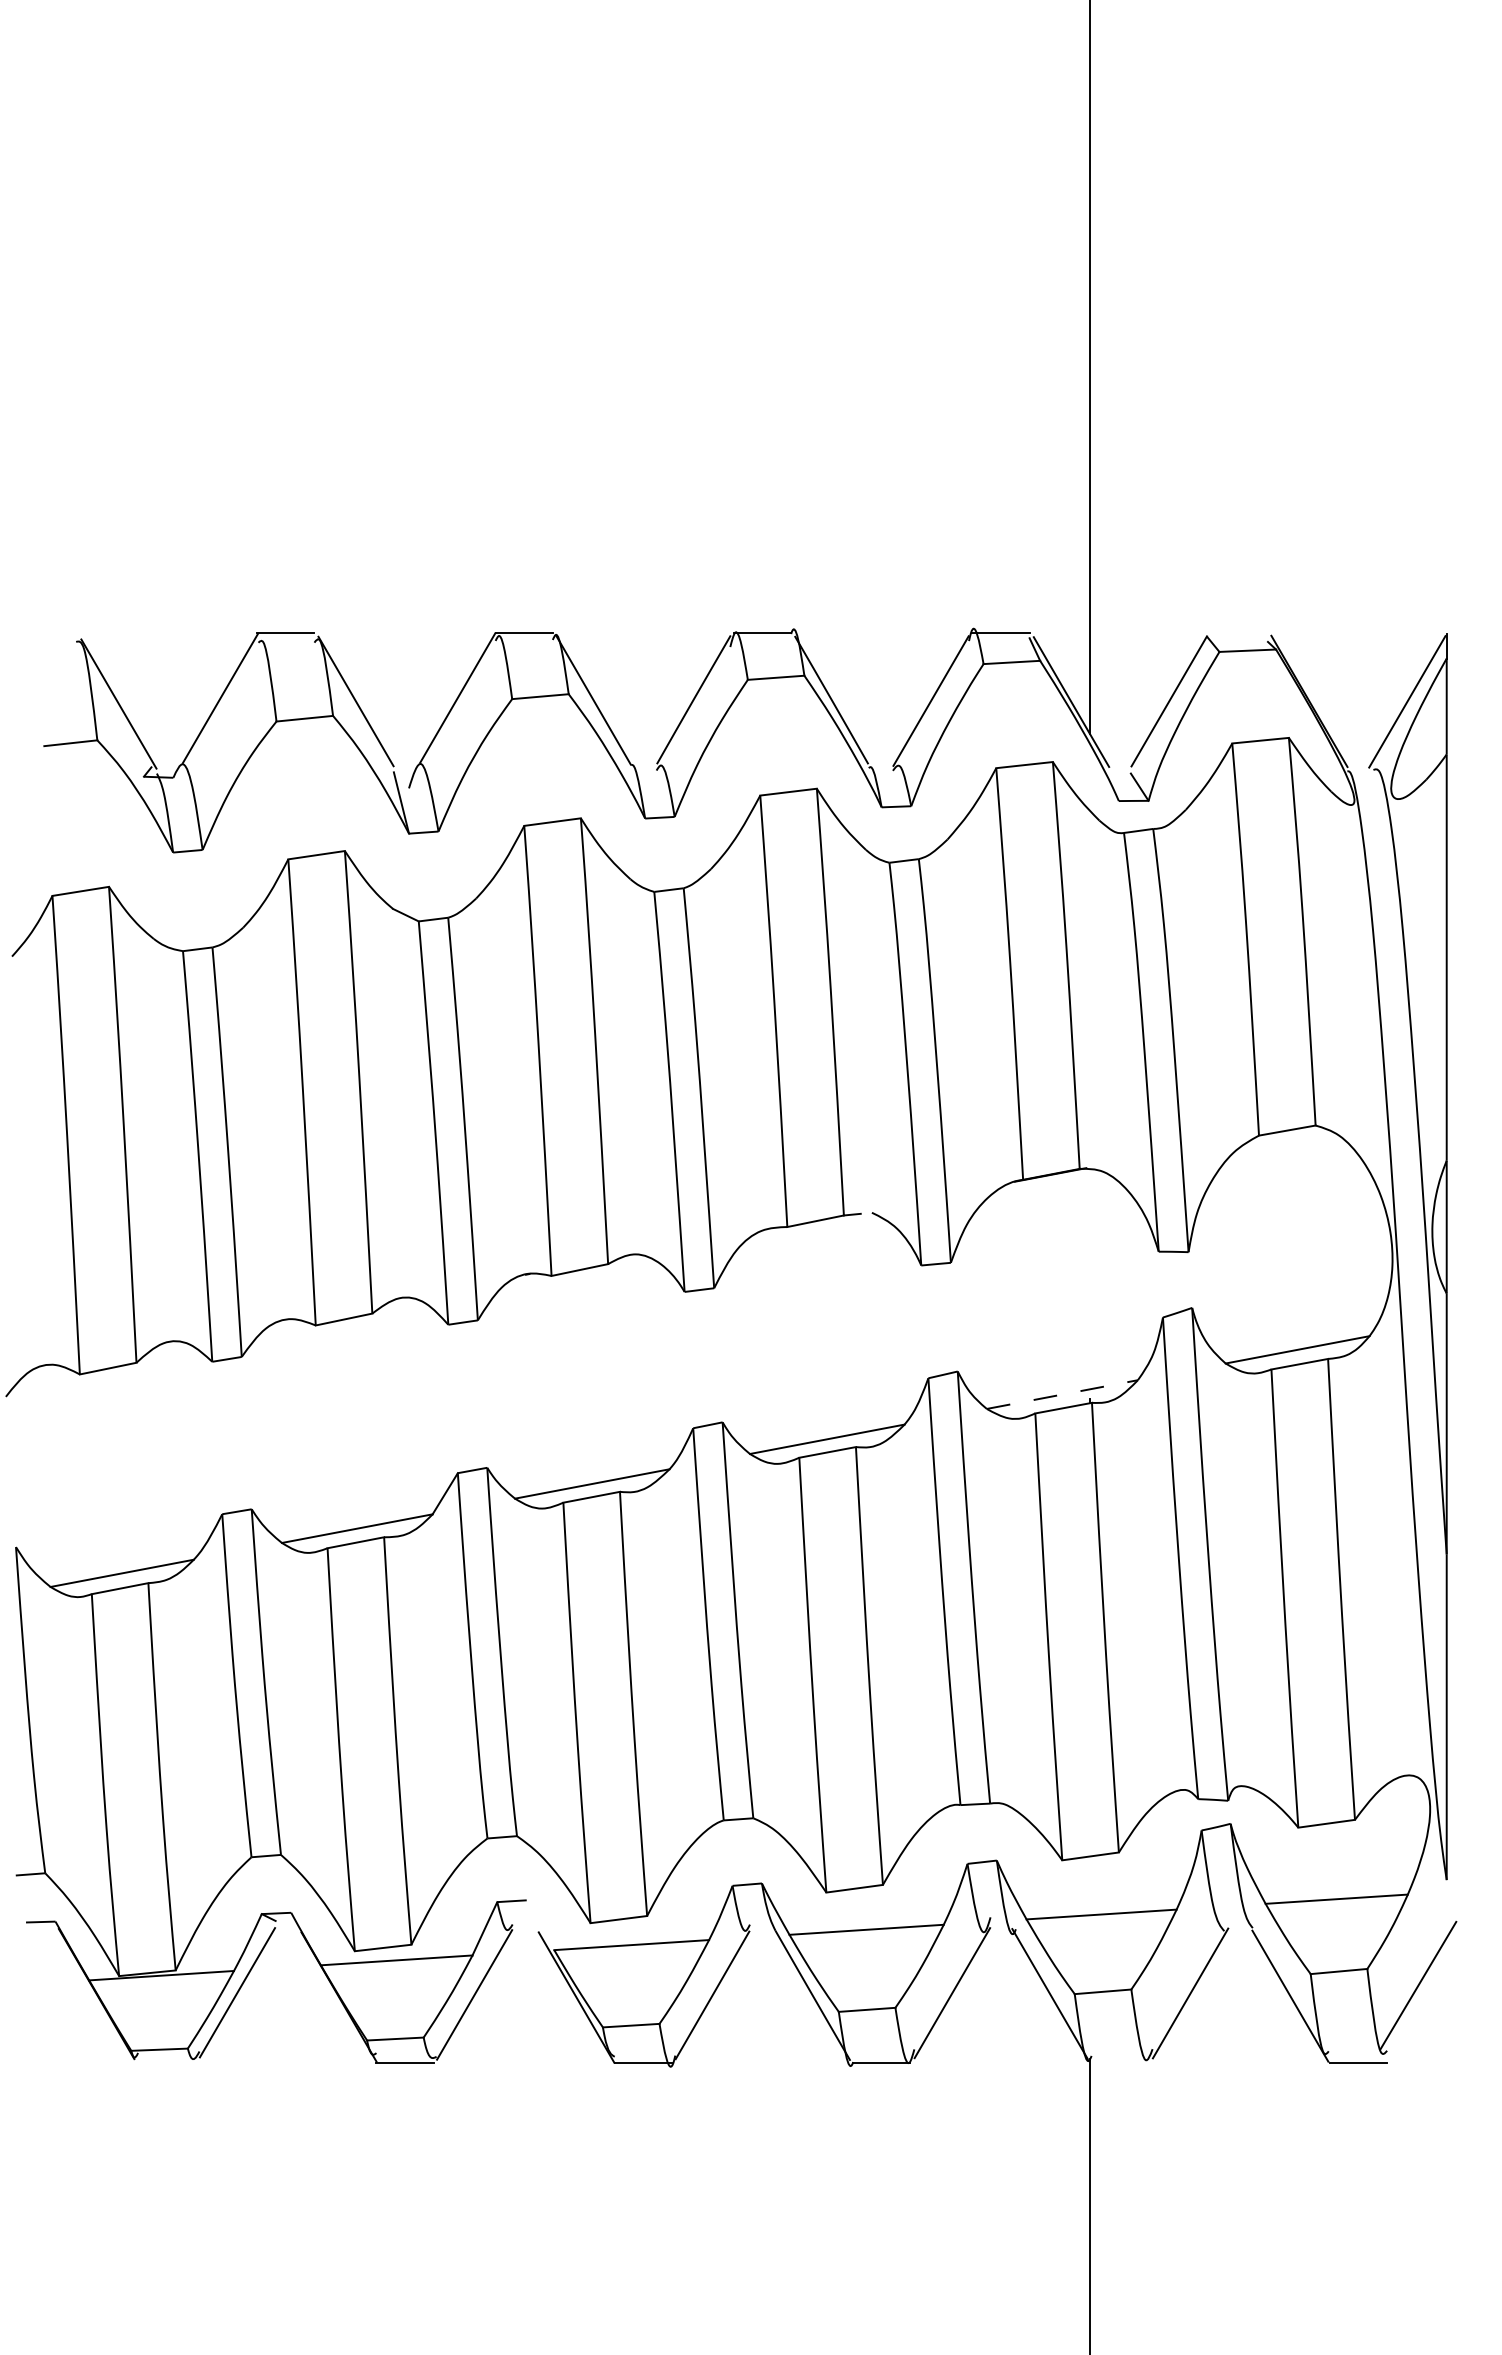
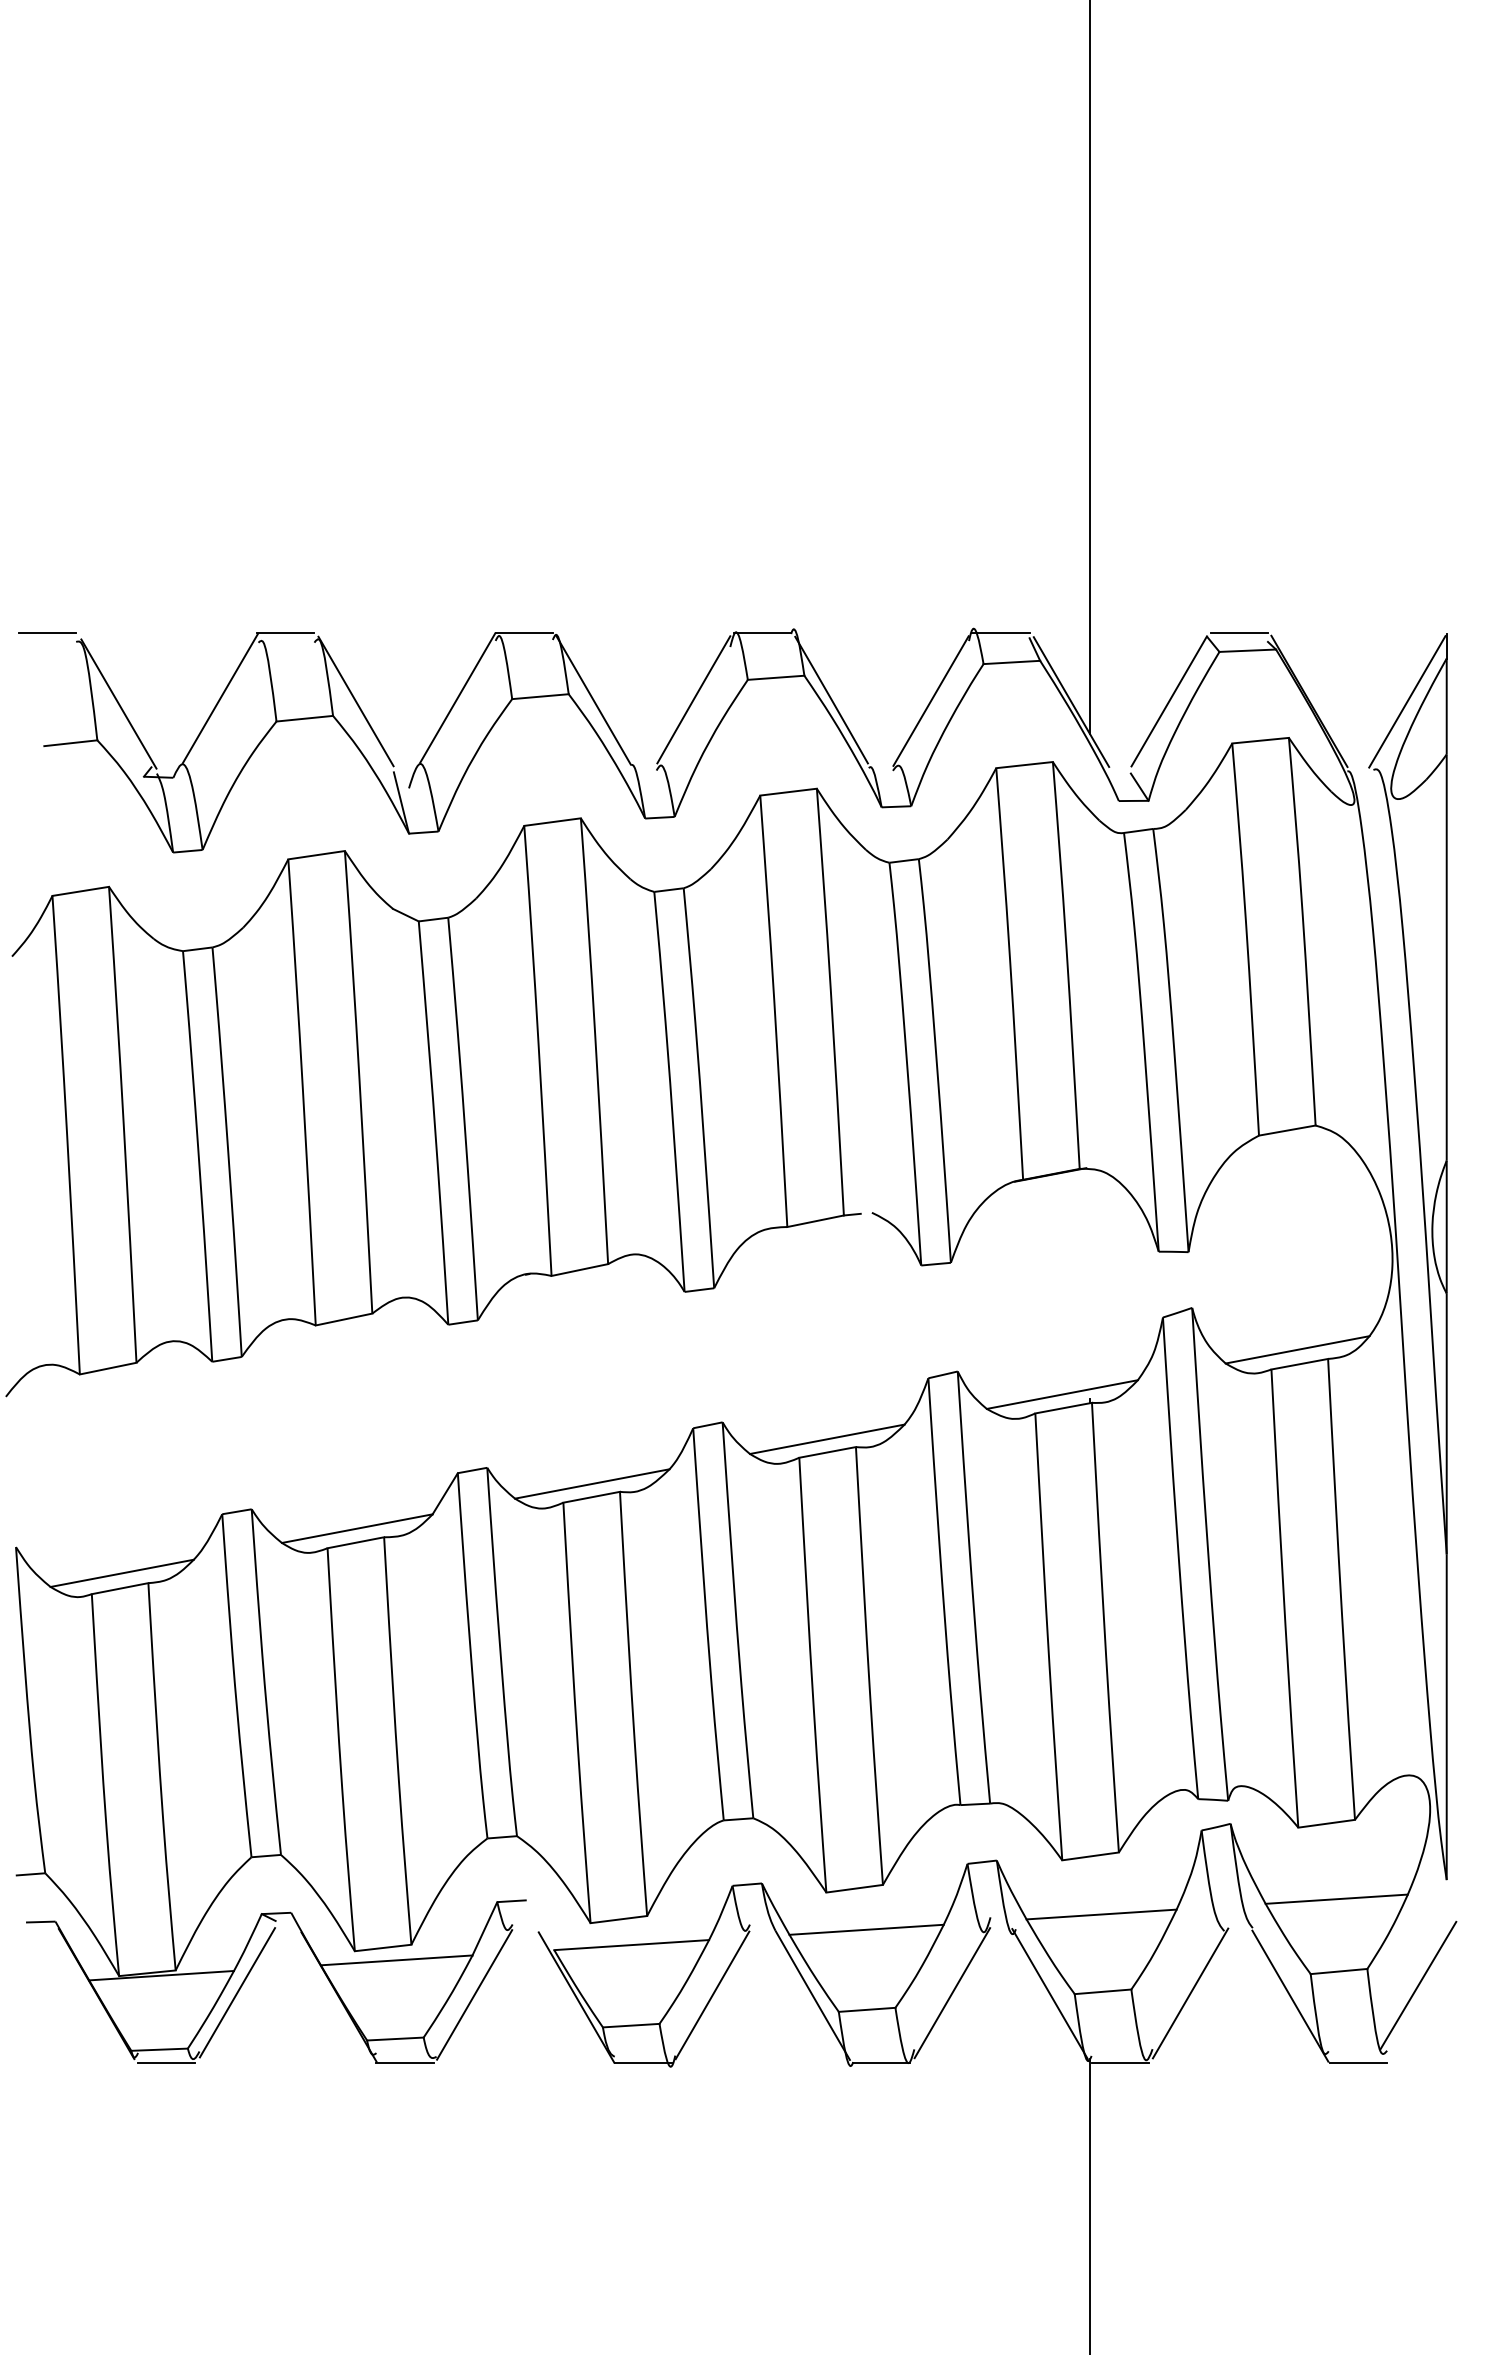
line: none -> present (47, 632)
line: none -> present (1238, 632)
line: dashed -> solid (1062, 1394)
line: none -> present (166, 2062)
line: none -> present (1119, 2062)
